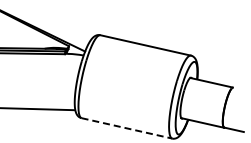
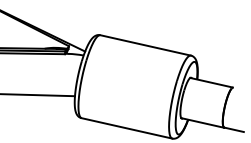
line position: (38, 109) -> (38, 95) (38, 95)
line: dashed -> solid (127, 128)
